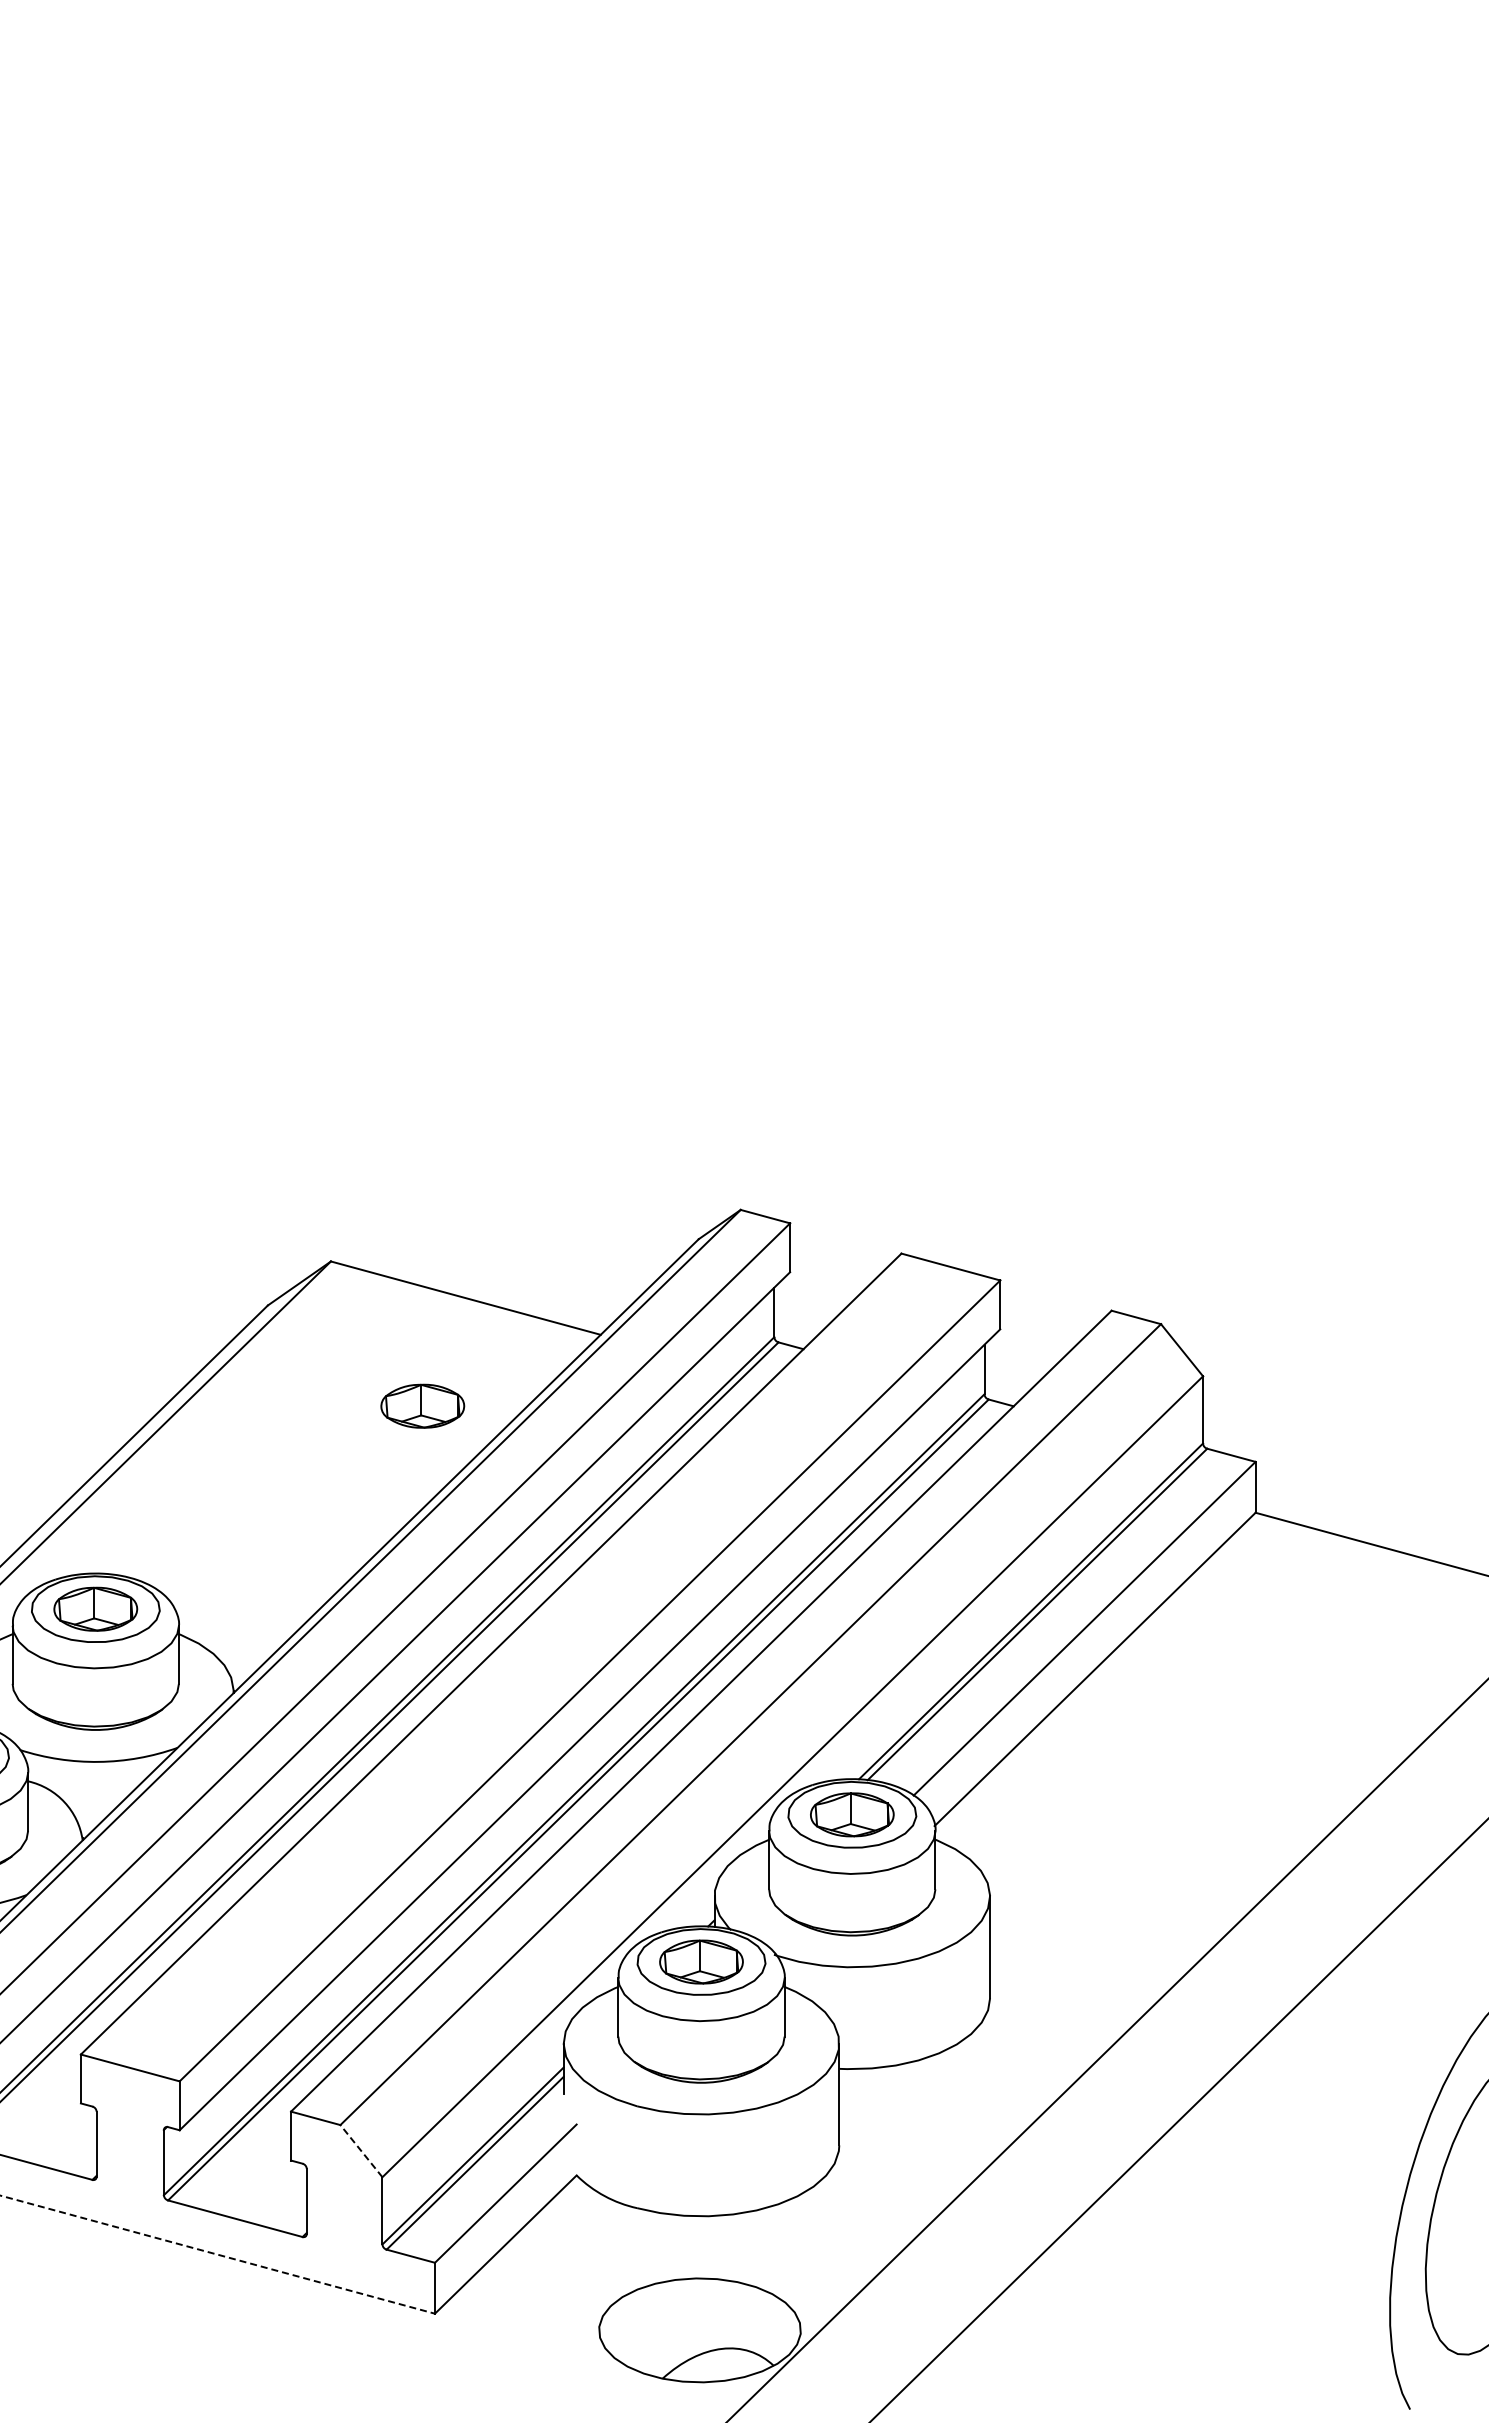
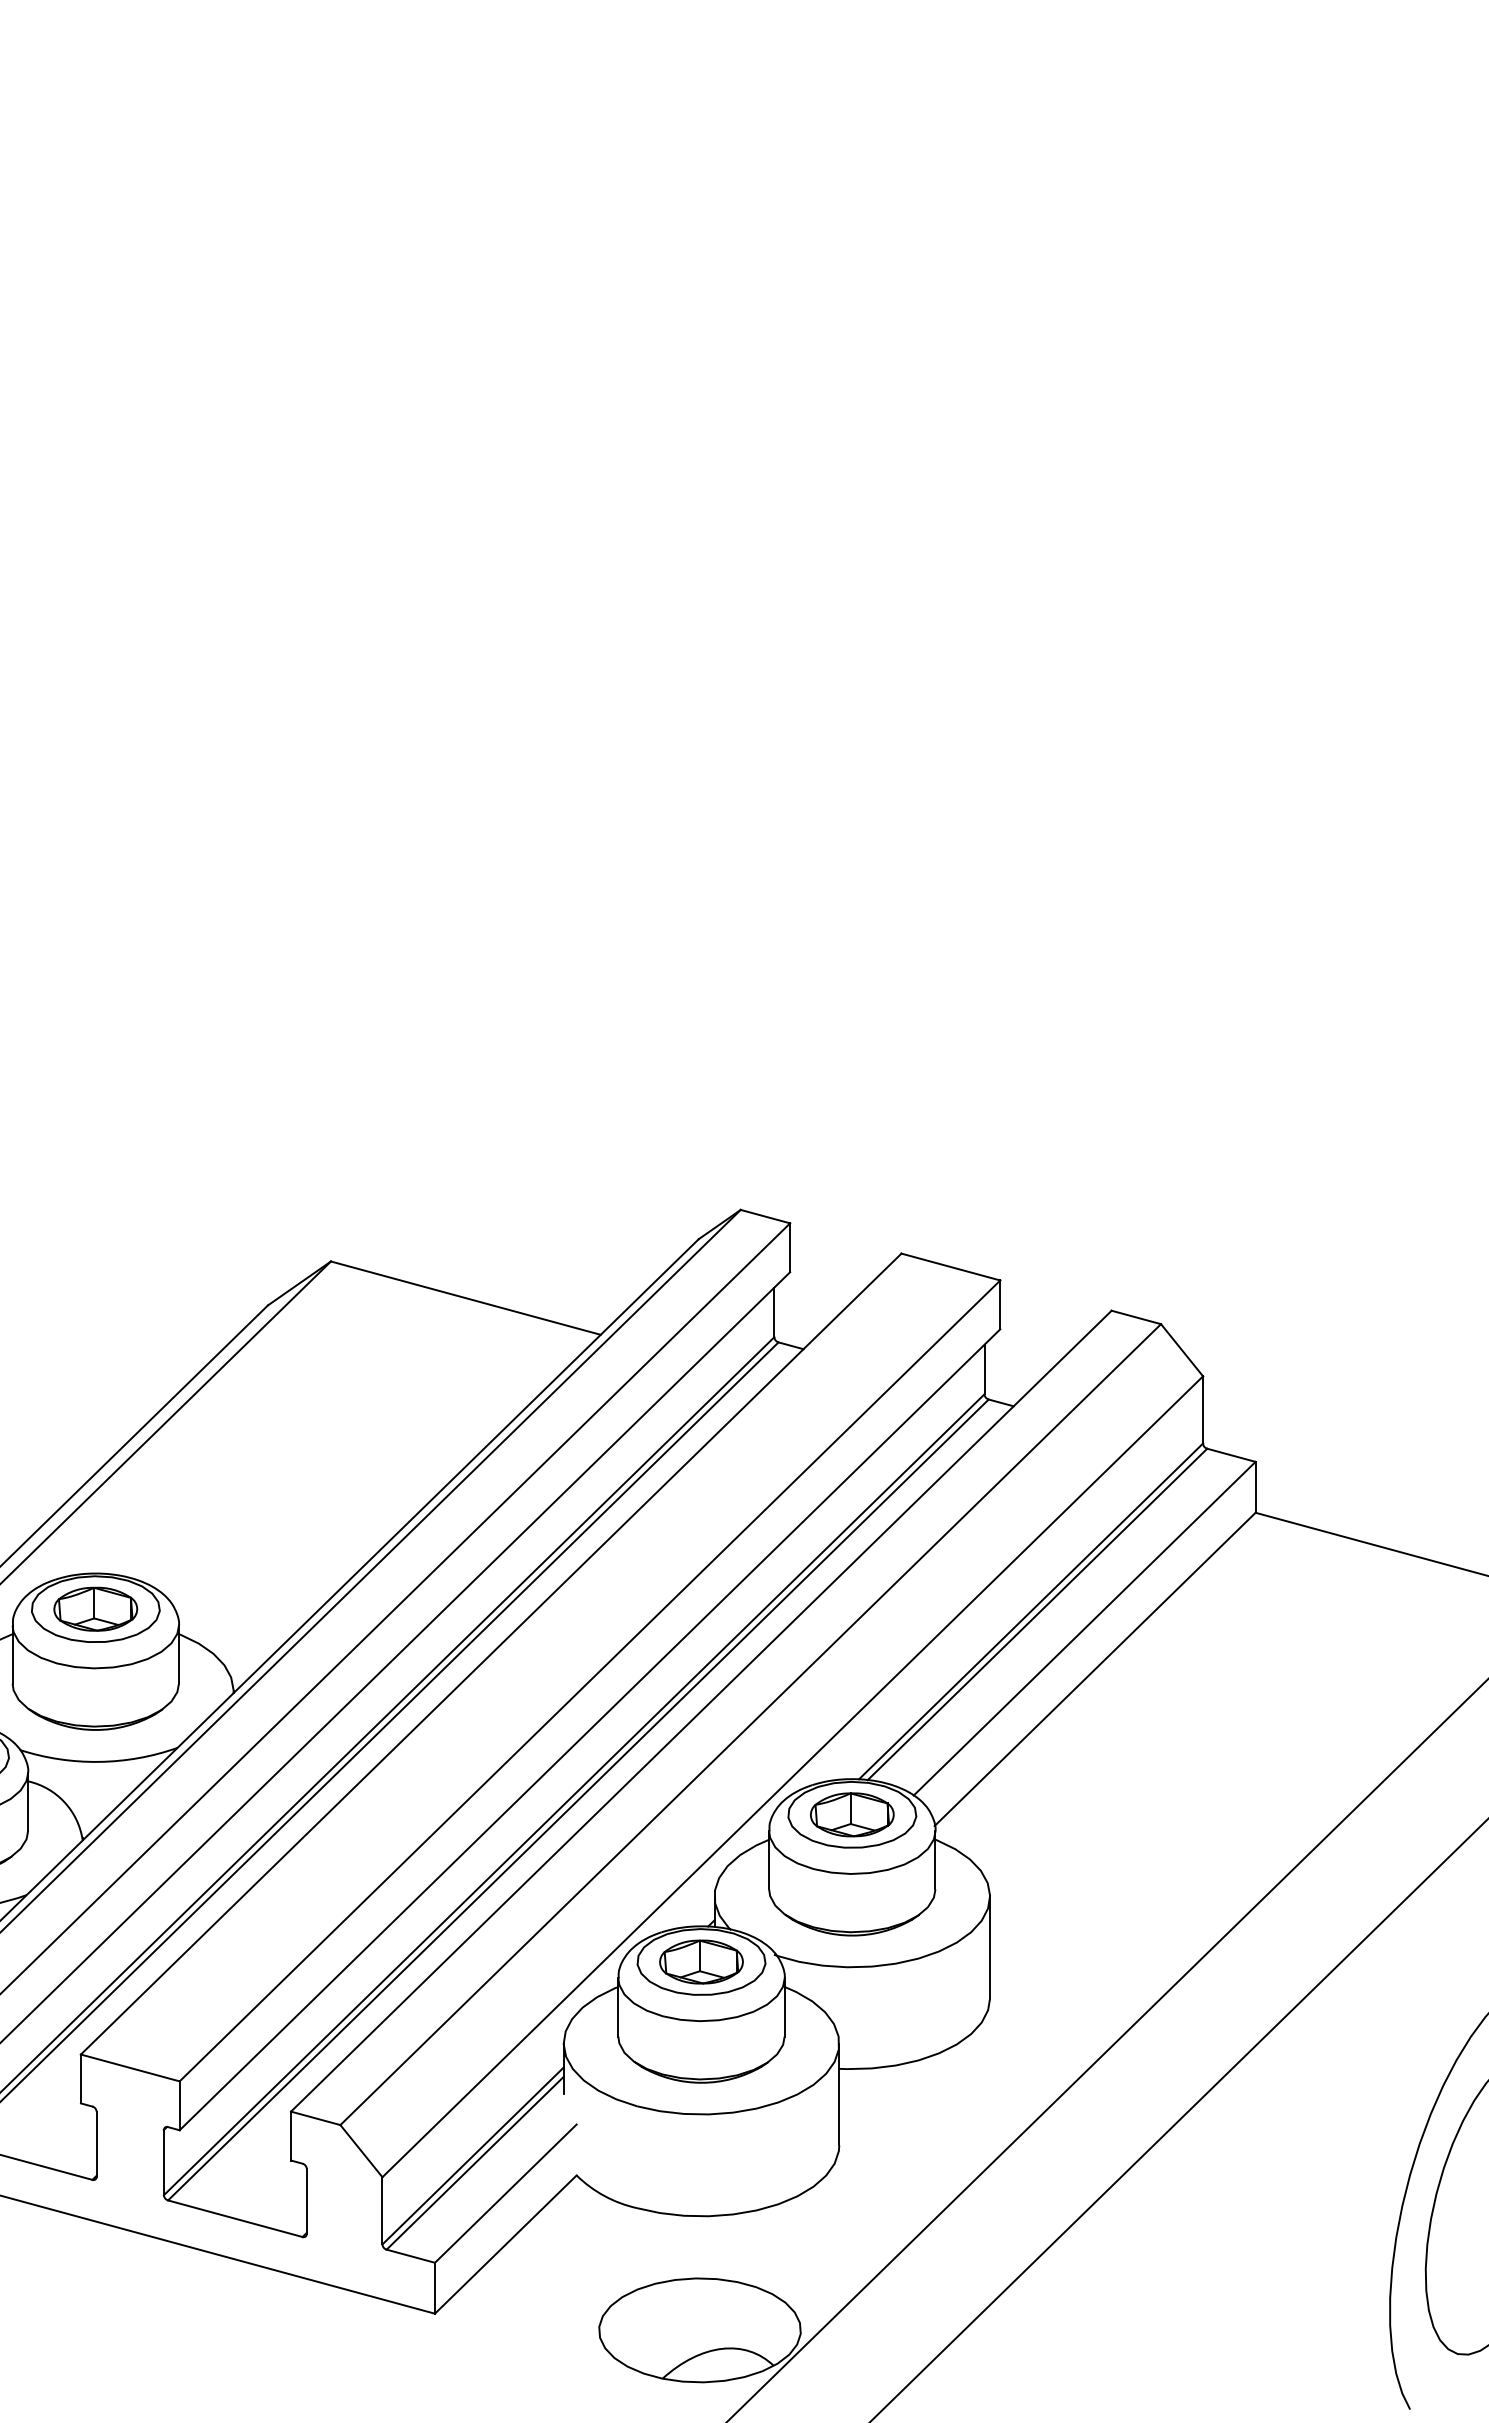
part: present -> none (422, 1405)
line: dashed -> solid (361, 2150)
line: dashed -> solid (218, 2254)
